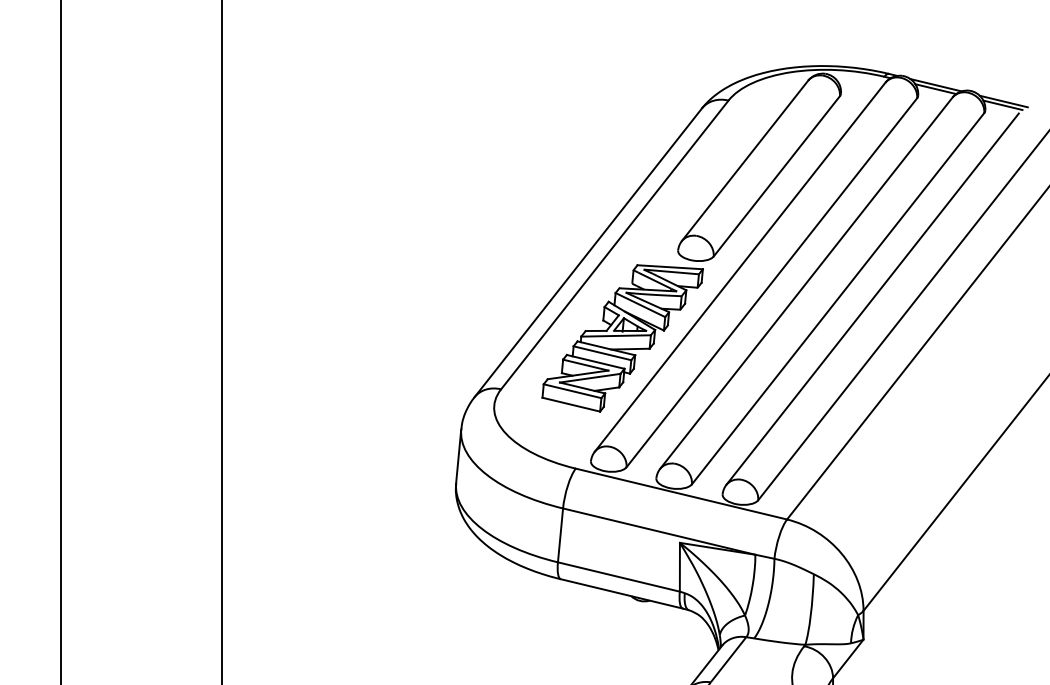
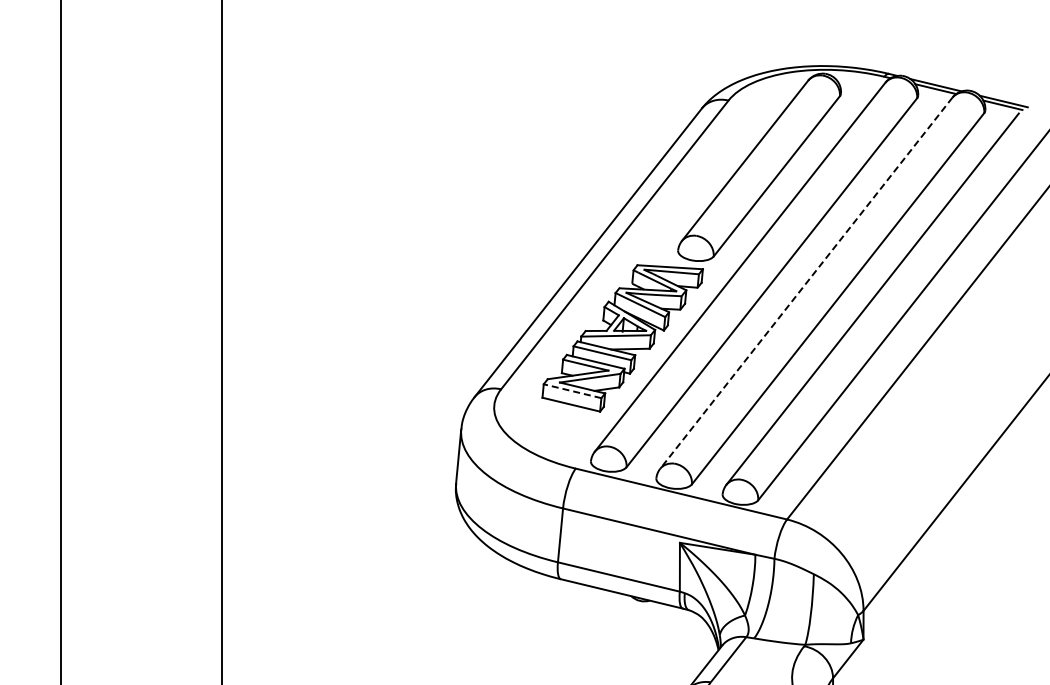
line: solid -> dashed (806, 283)
line: solid -> dashed (572, 391)
